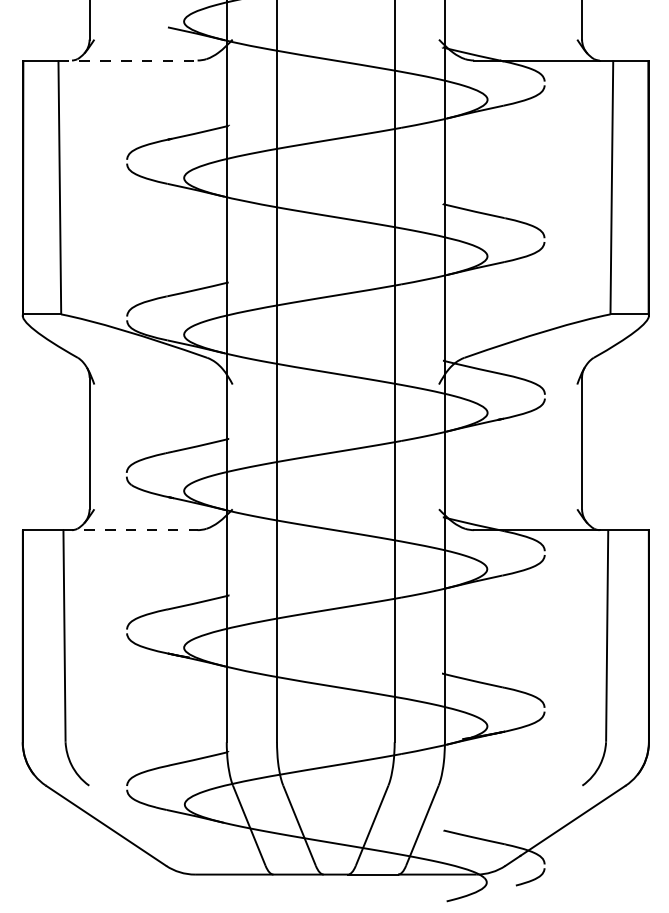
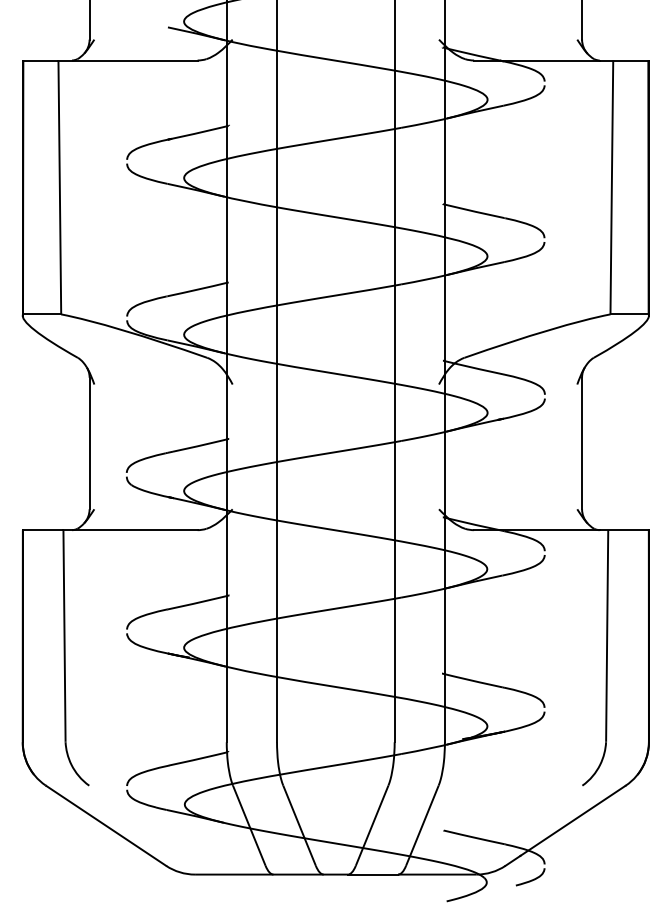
line: dashed -> solid (128, 60)
line: dashed -> solid (131, 530)
